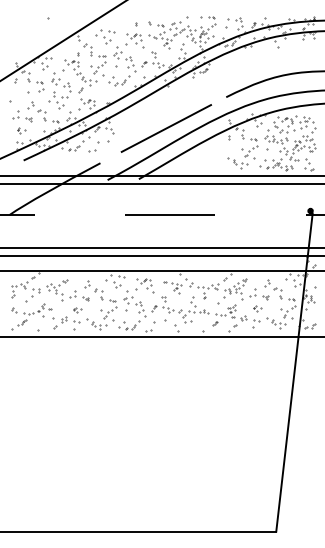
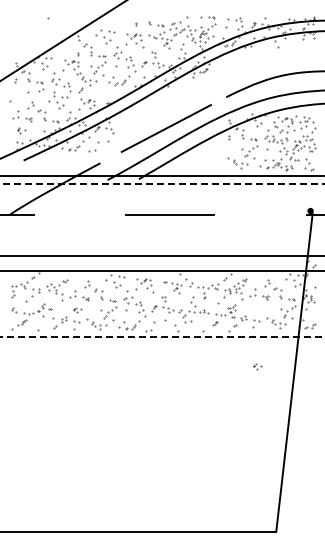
line: solid -> dashed (162, 184)
line: present -> none (161, 248)
part position: (257, 308) -> (257, 366) (257, 366)
line: solid -> dashed (162, 337)
